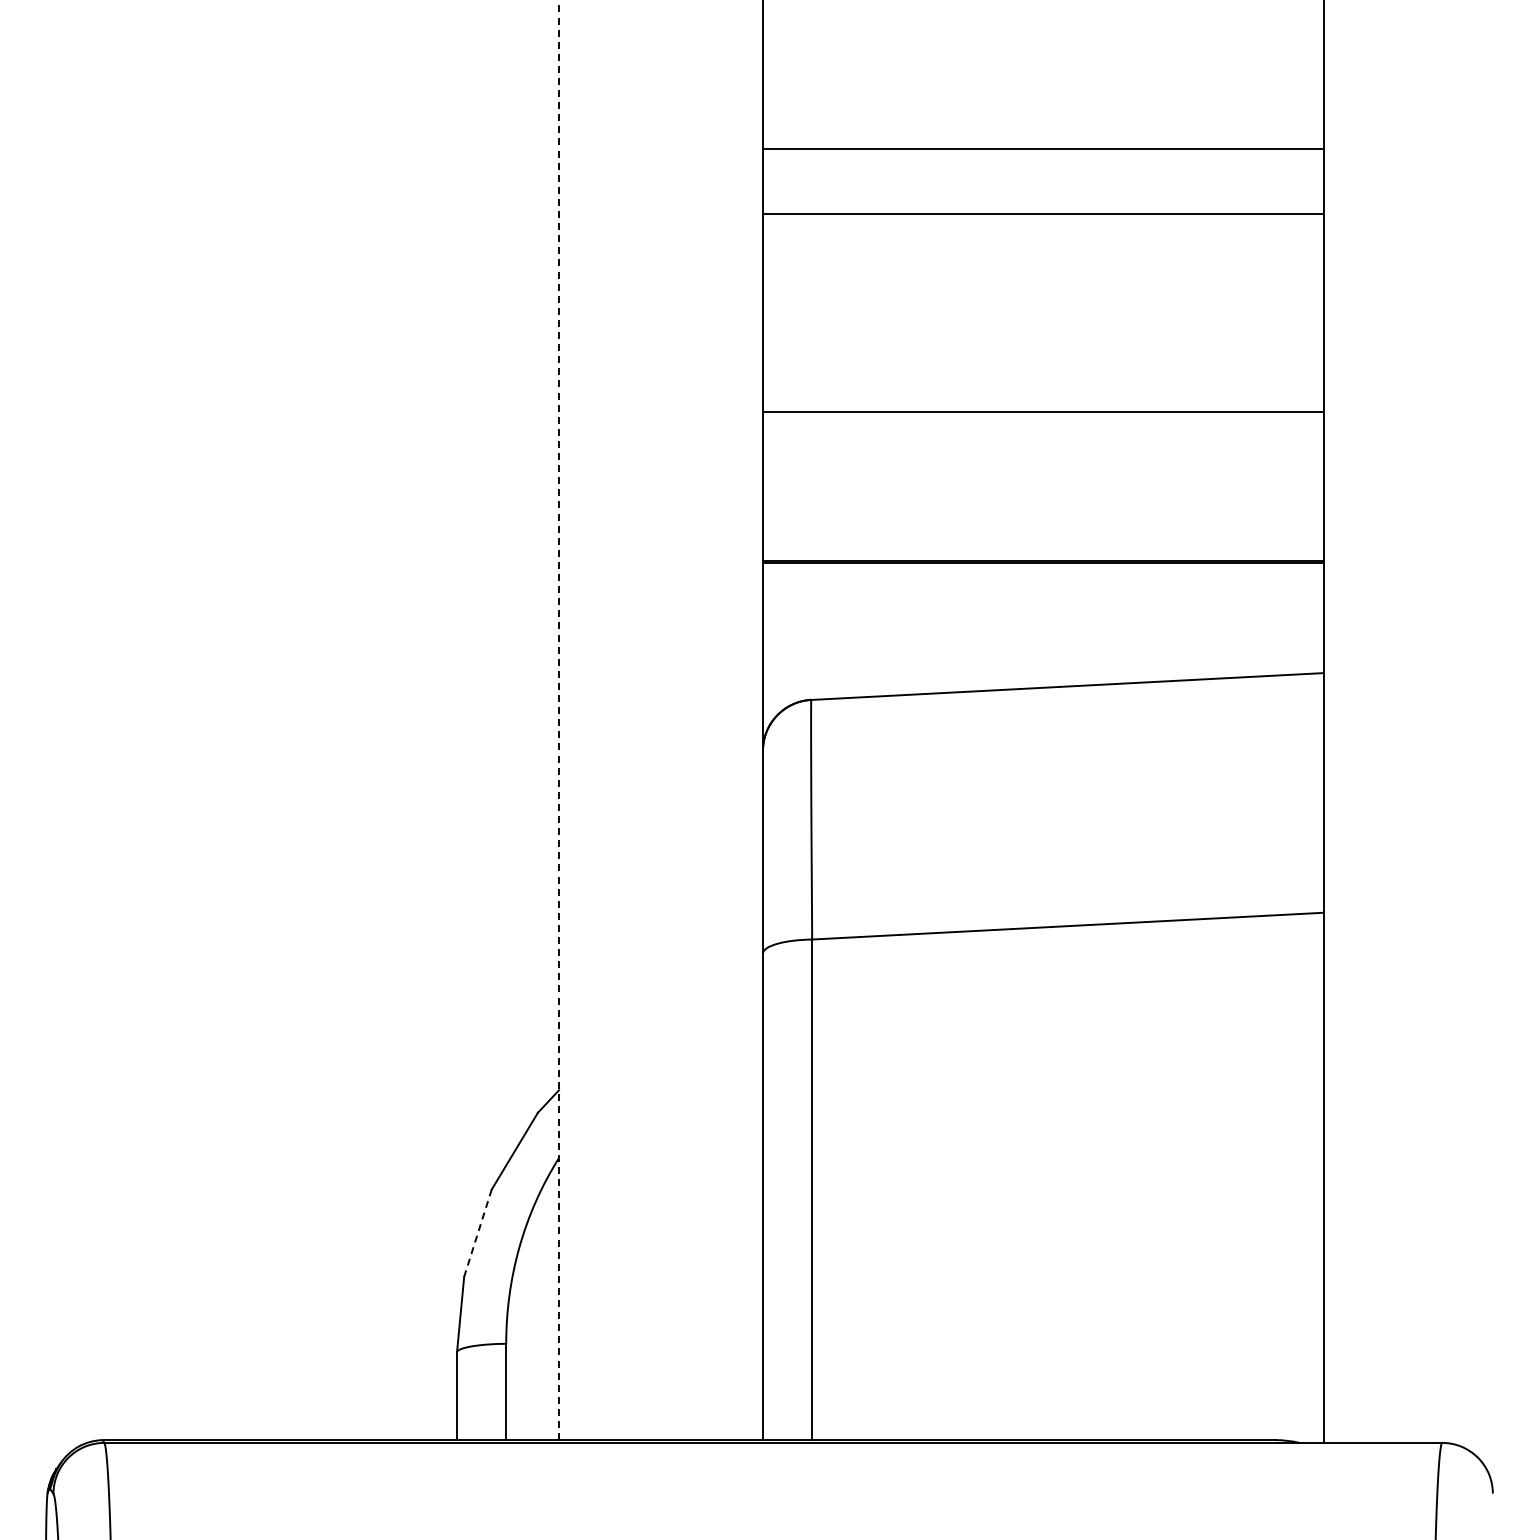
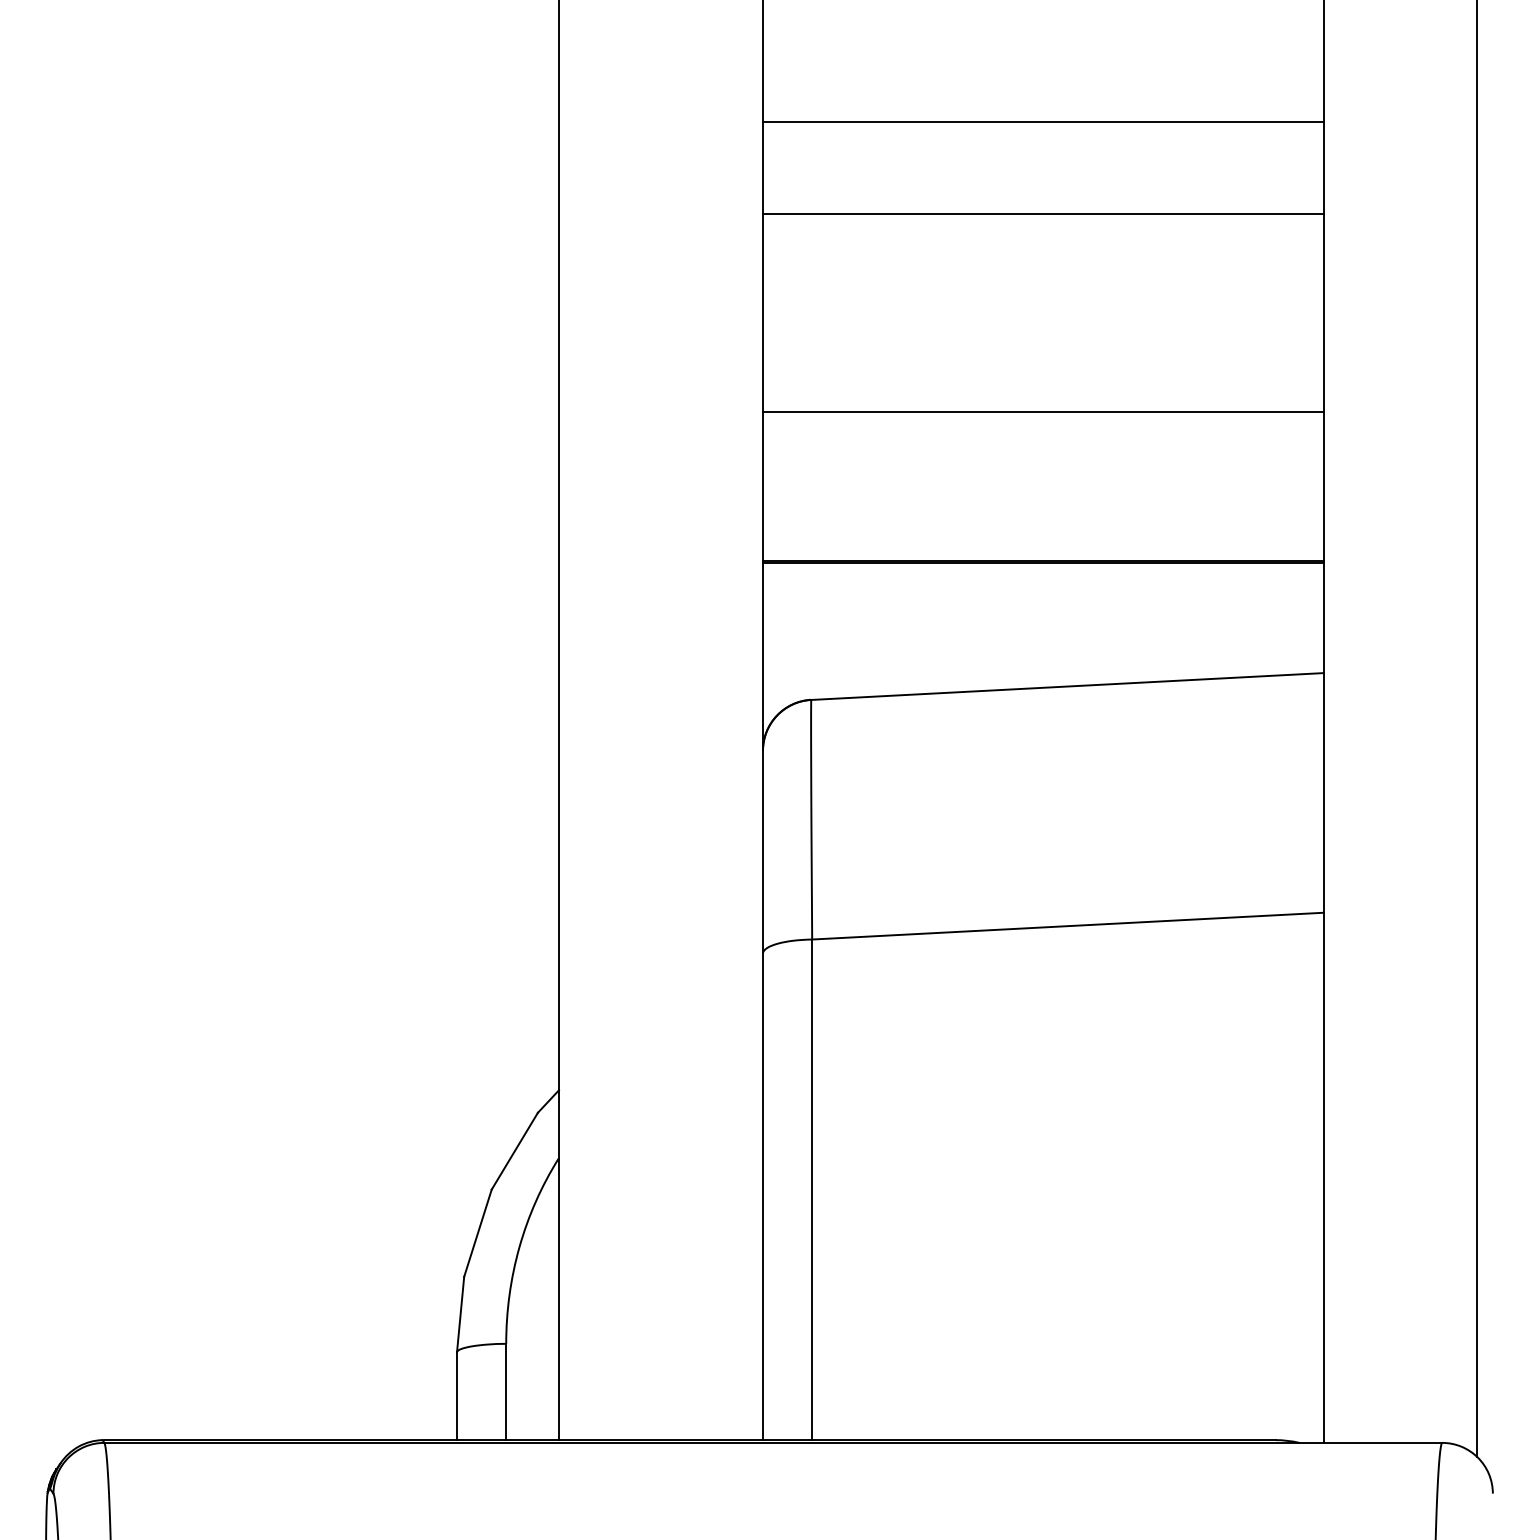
line position: (1042, 149) -> (1042, 122) (1042, 122)
line: dashed -> solid (559, 720)
line: none -> present (1476, 729)
line: dashed -> solid (477, 1233)
